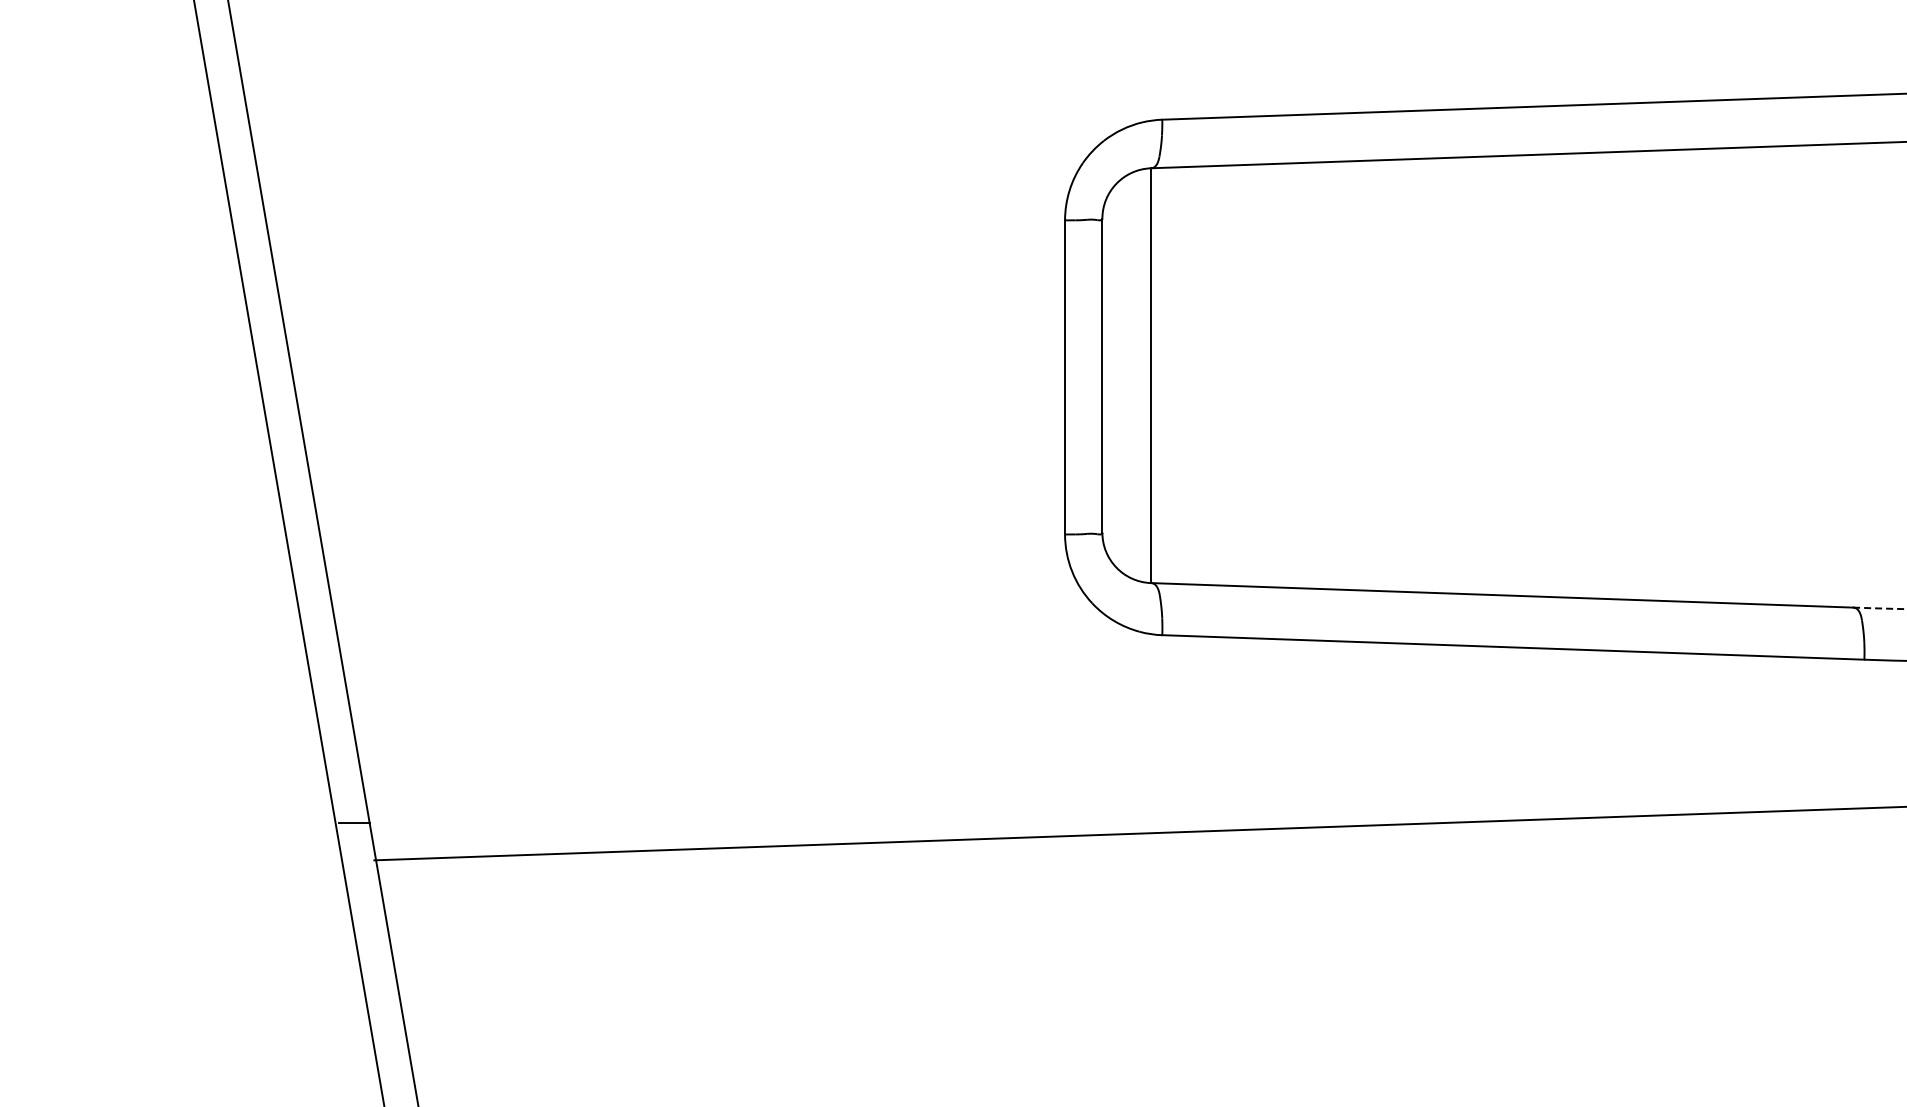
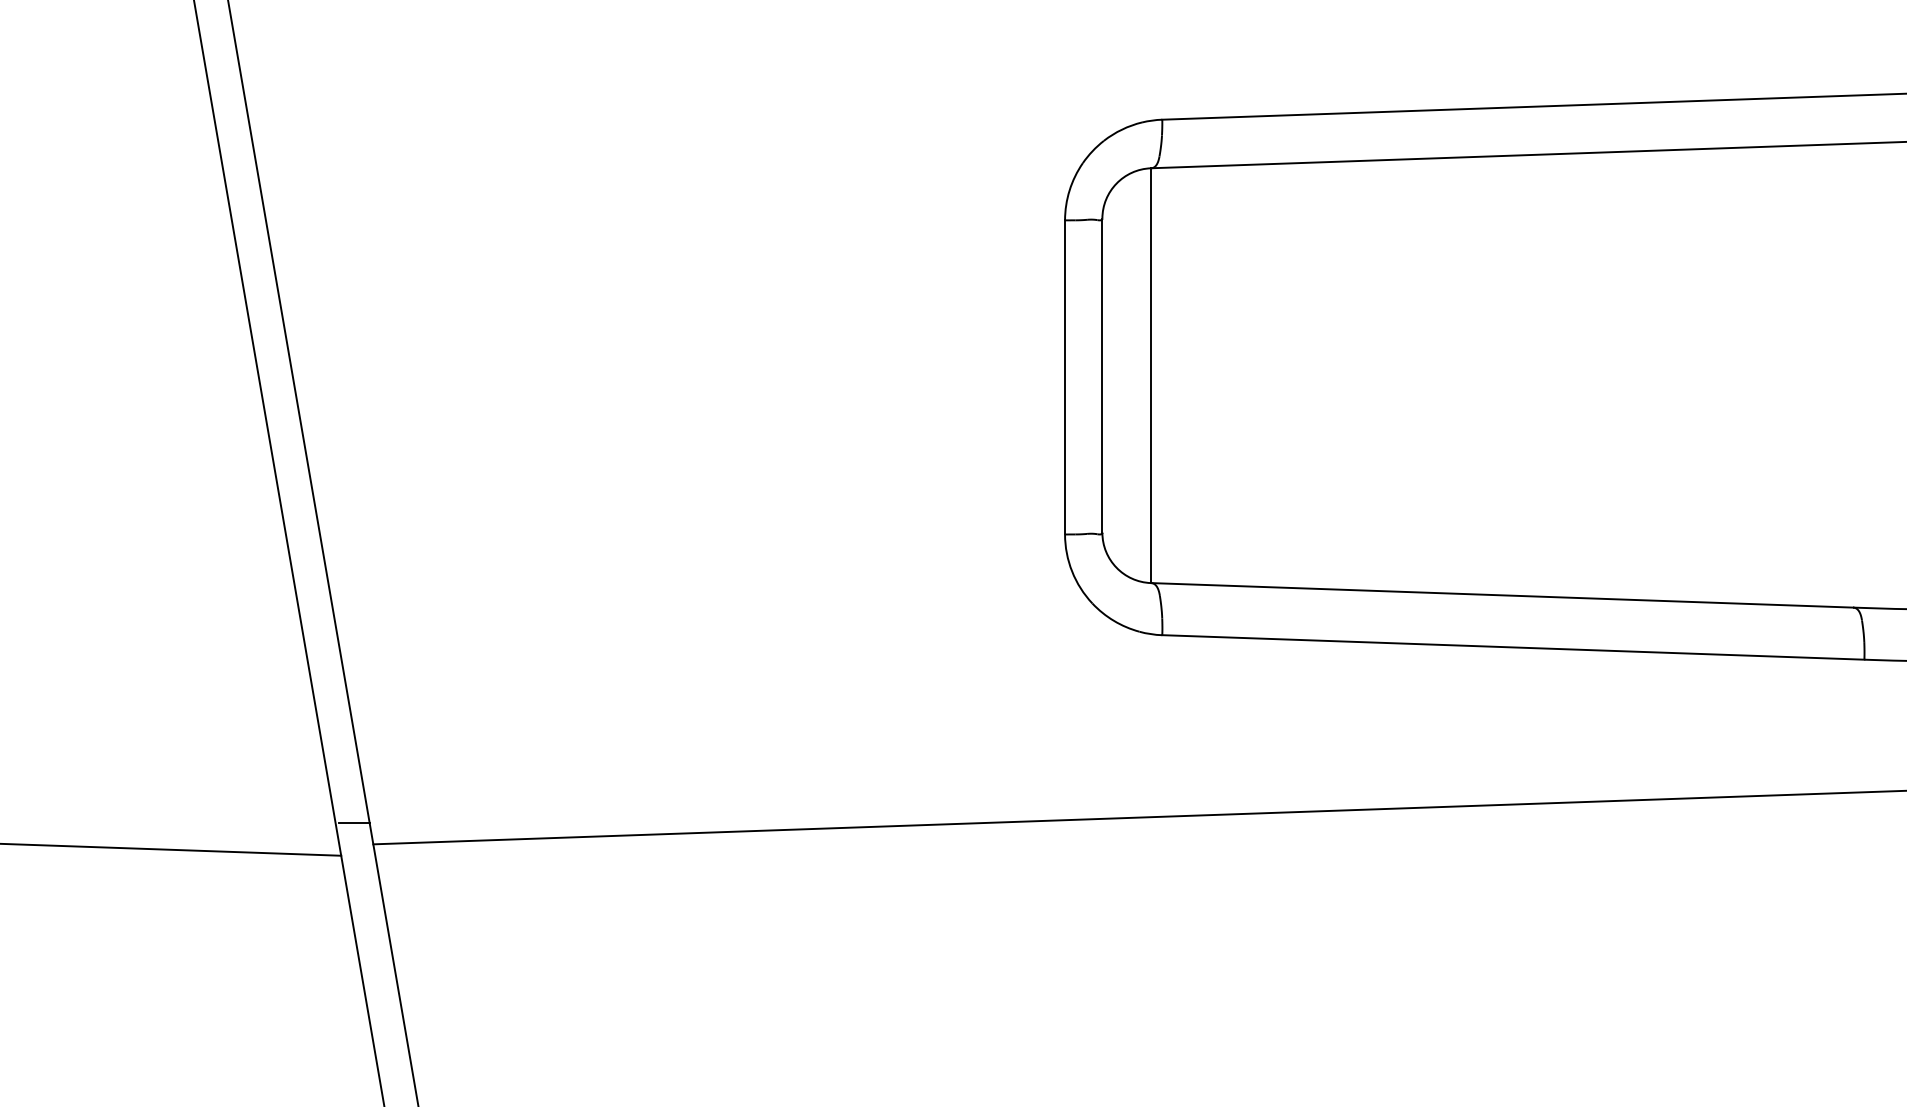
arc: dashed -> solid (1879, 608)
line position: (1138, 833) -> (1138, 817) (1138, 817)
line: none -> present (171, 849)
